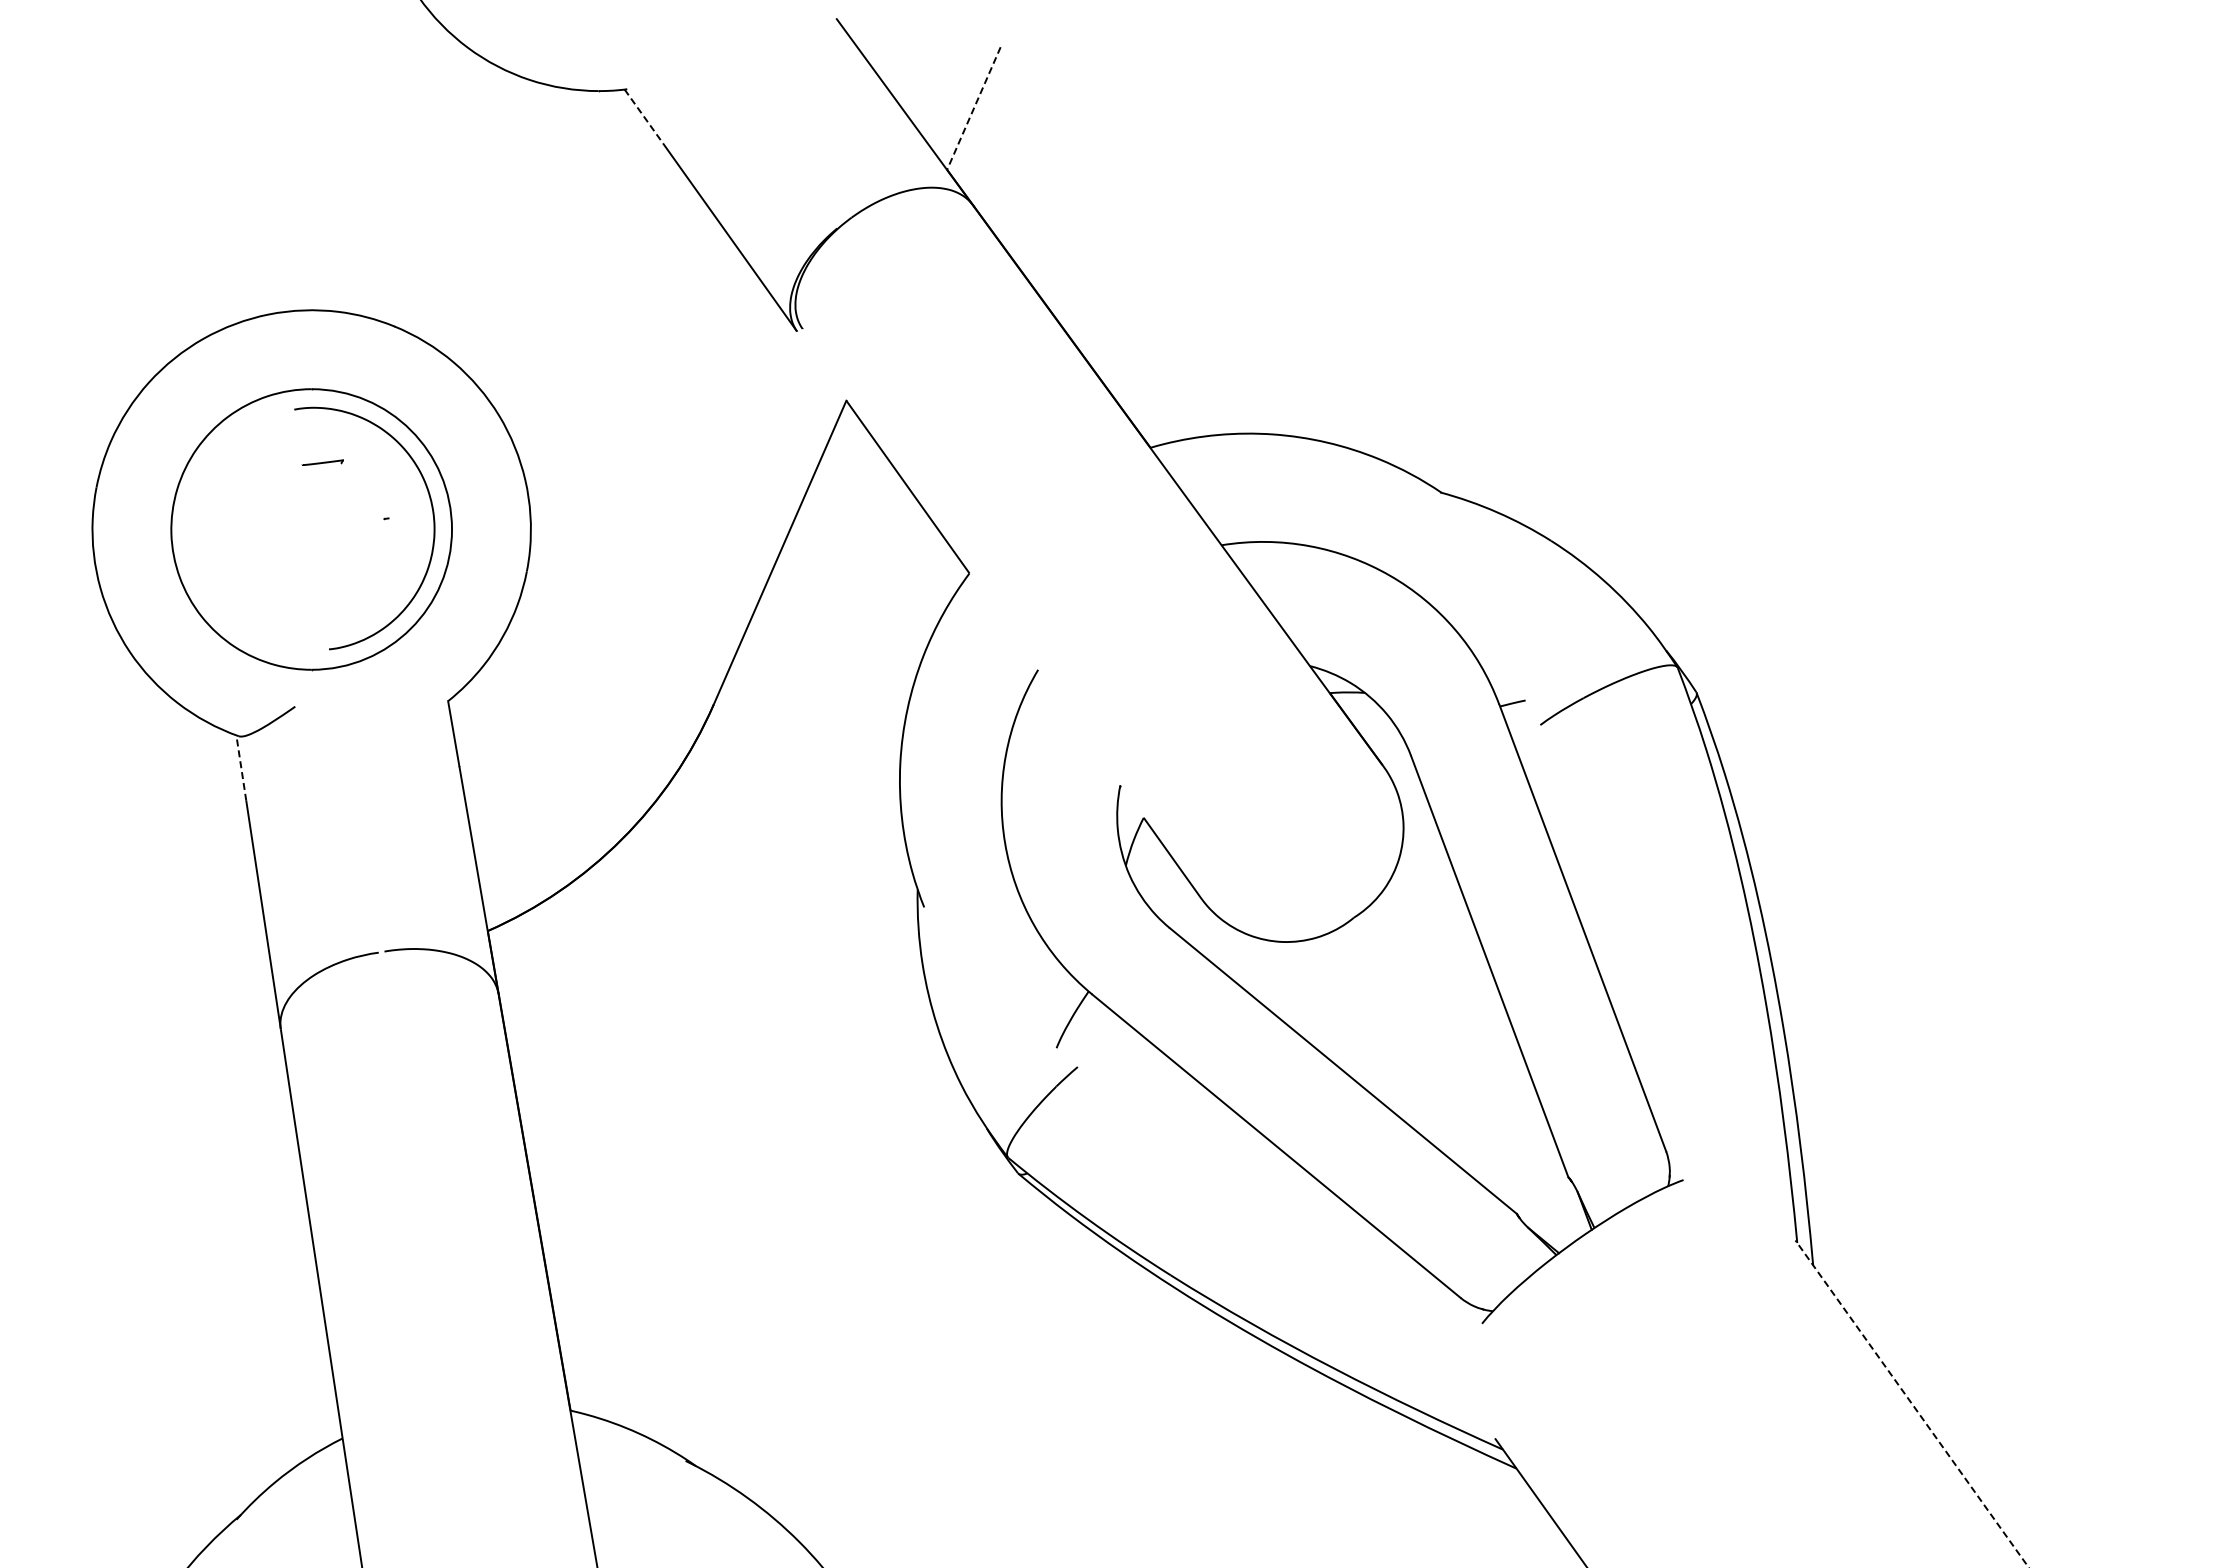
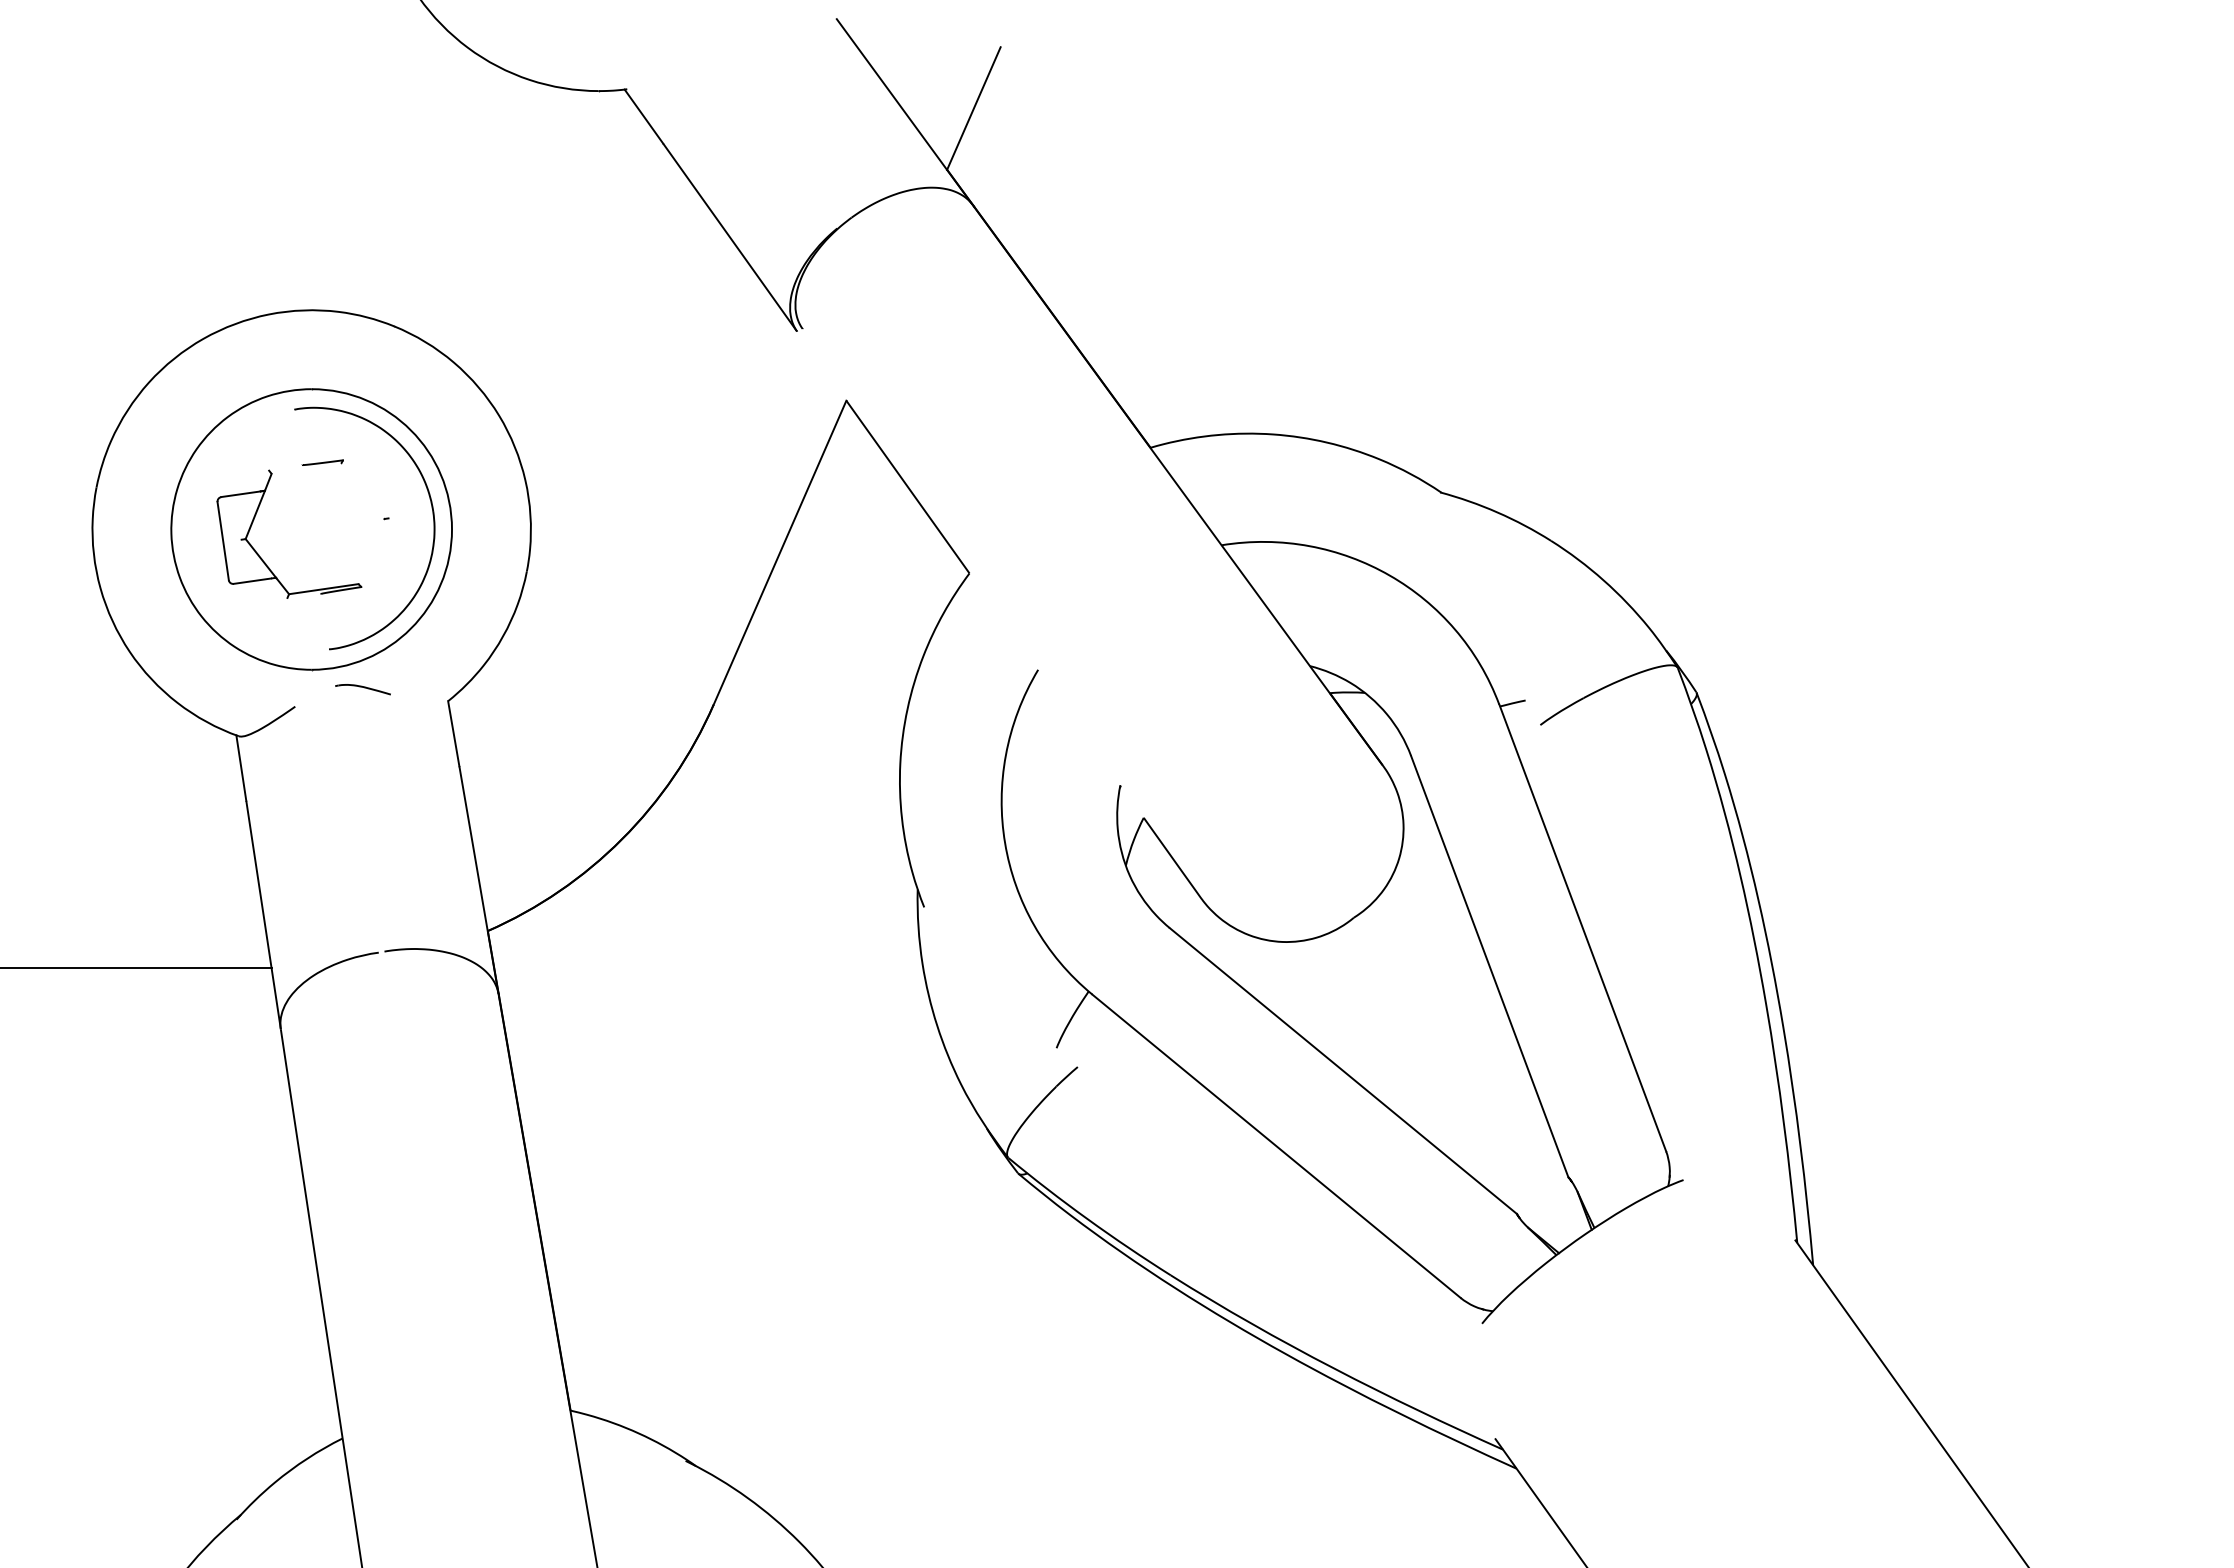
line: dashed -> solid (973, 108)
line: dashed -> solid (644, 116)
part: none -> present (262, 558)
part: none -> present (362, 689)
line: dashed -> solid (241, 767)
line: none -> present (136, 967)
line: dashed -> solid (1912, 1404)
